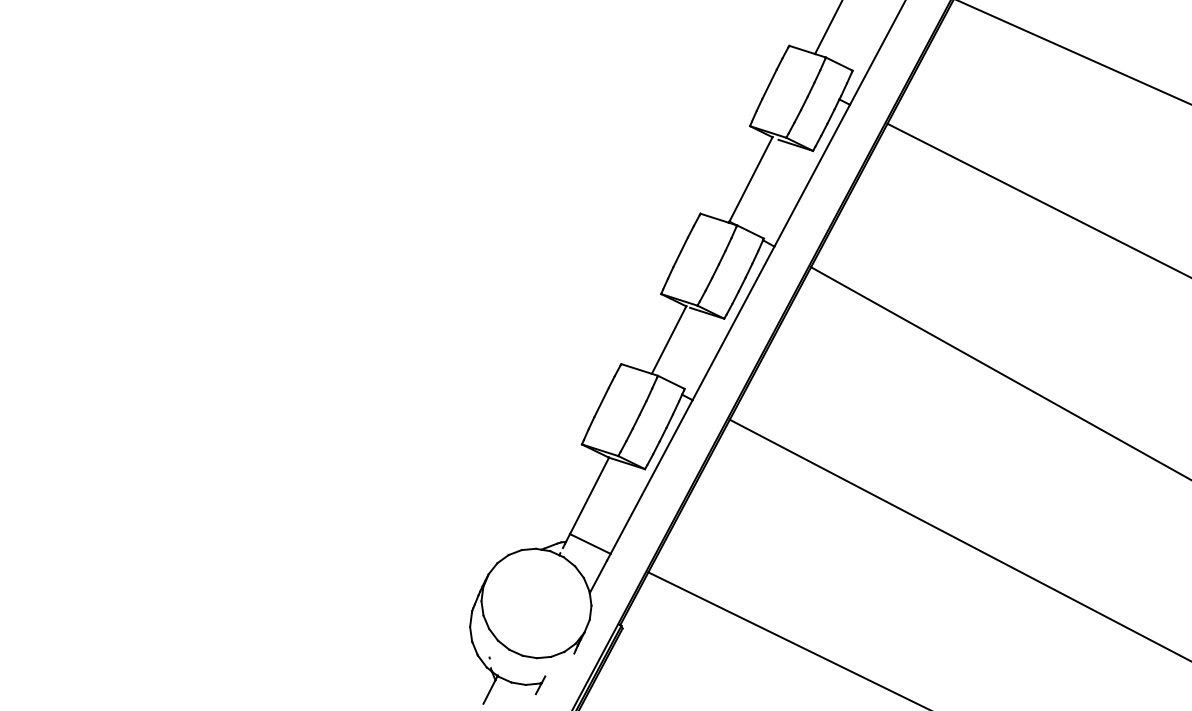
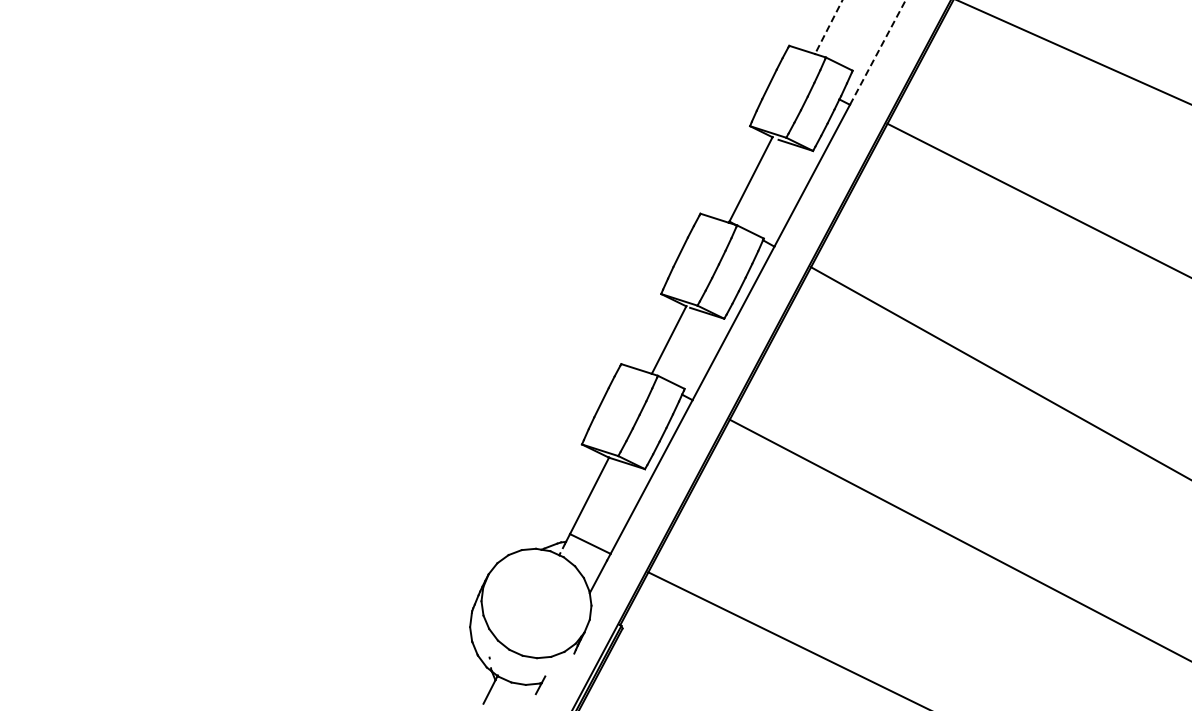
line: solid -> dashed (828, 27)
line: solid -> dashed (878, 52)
